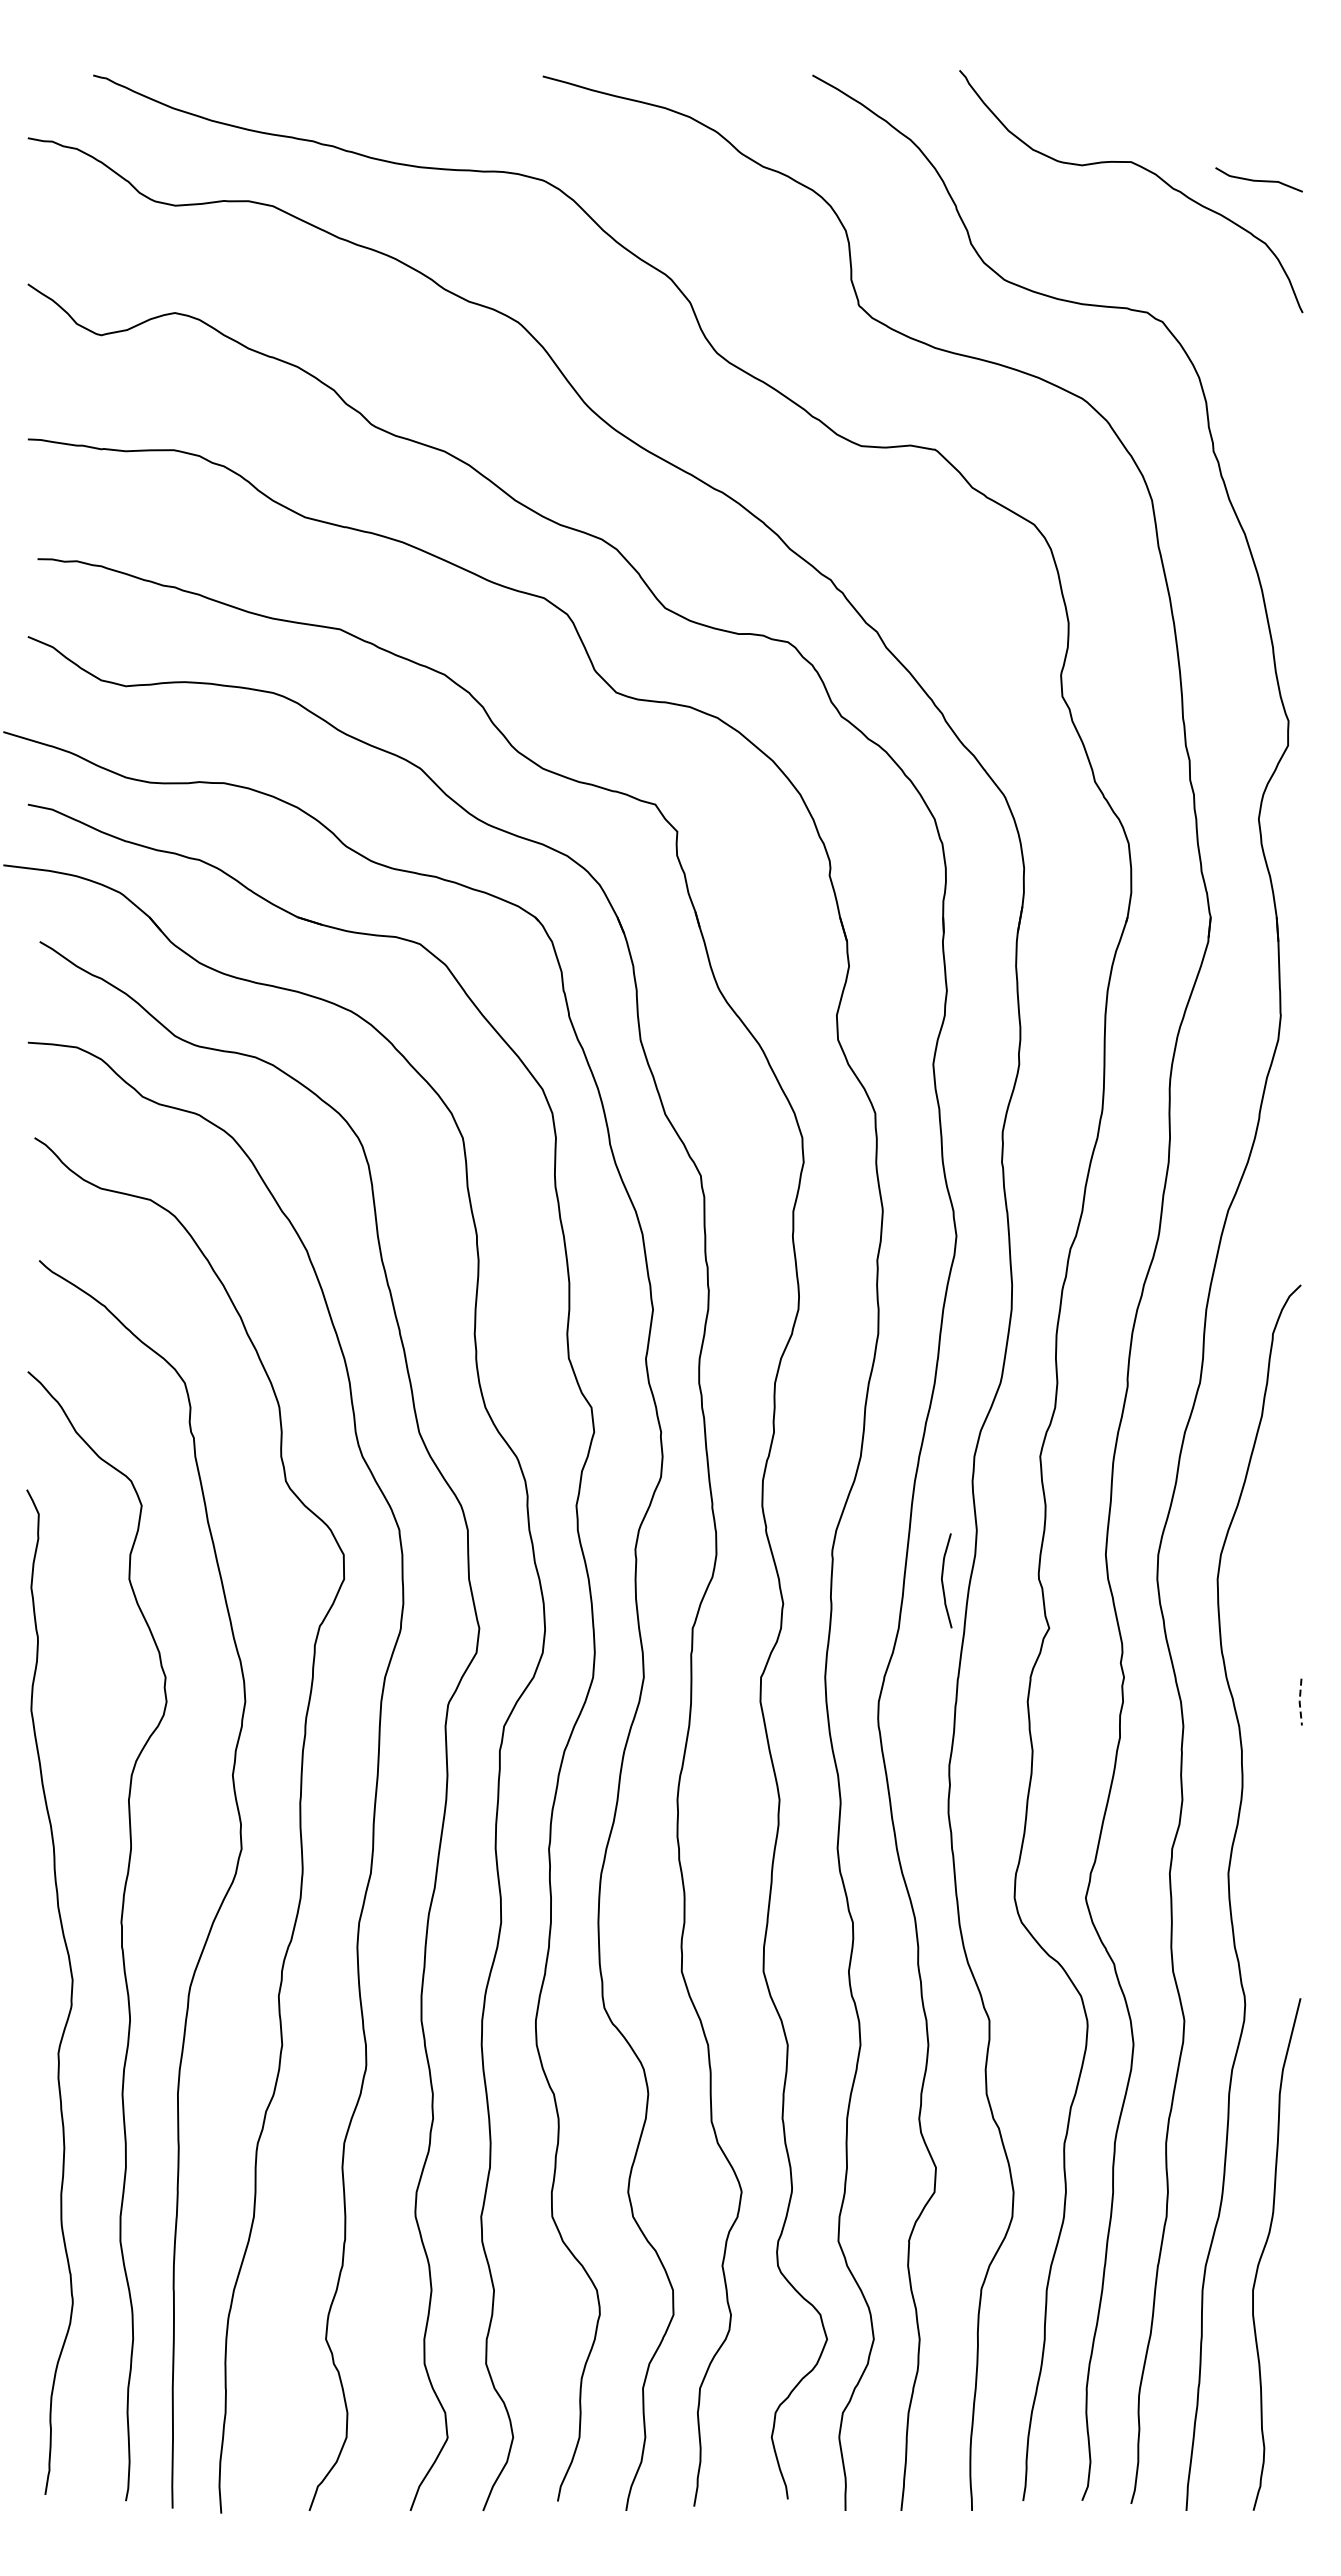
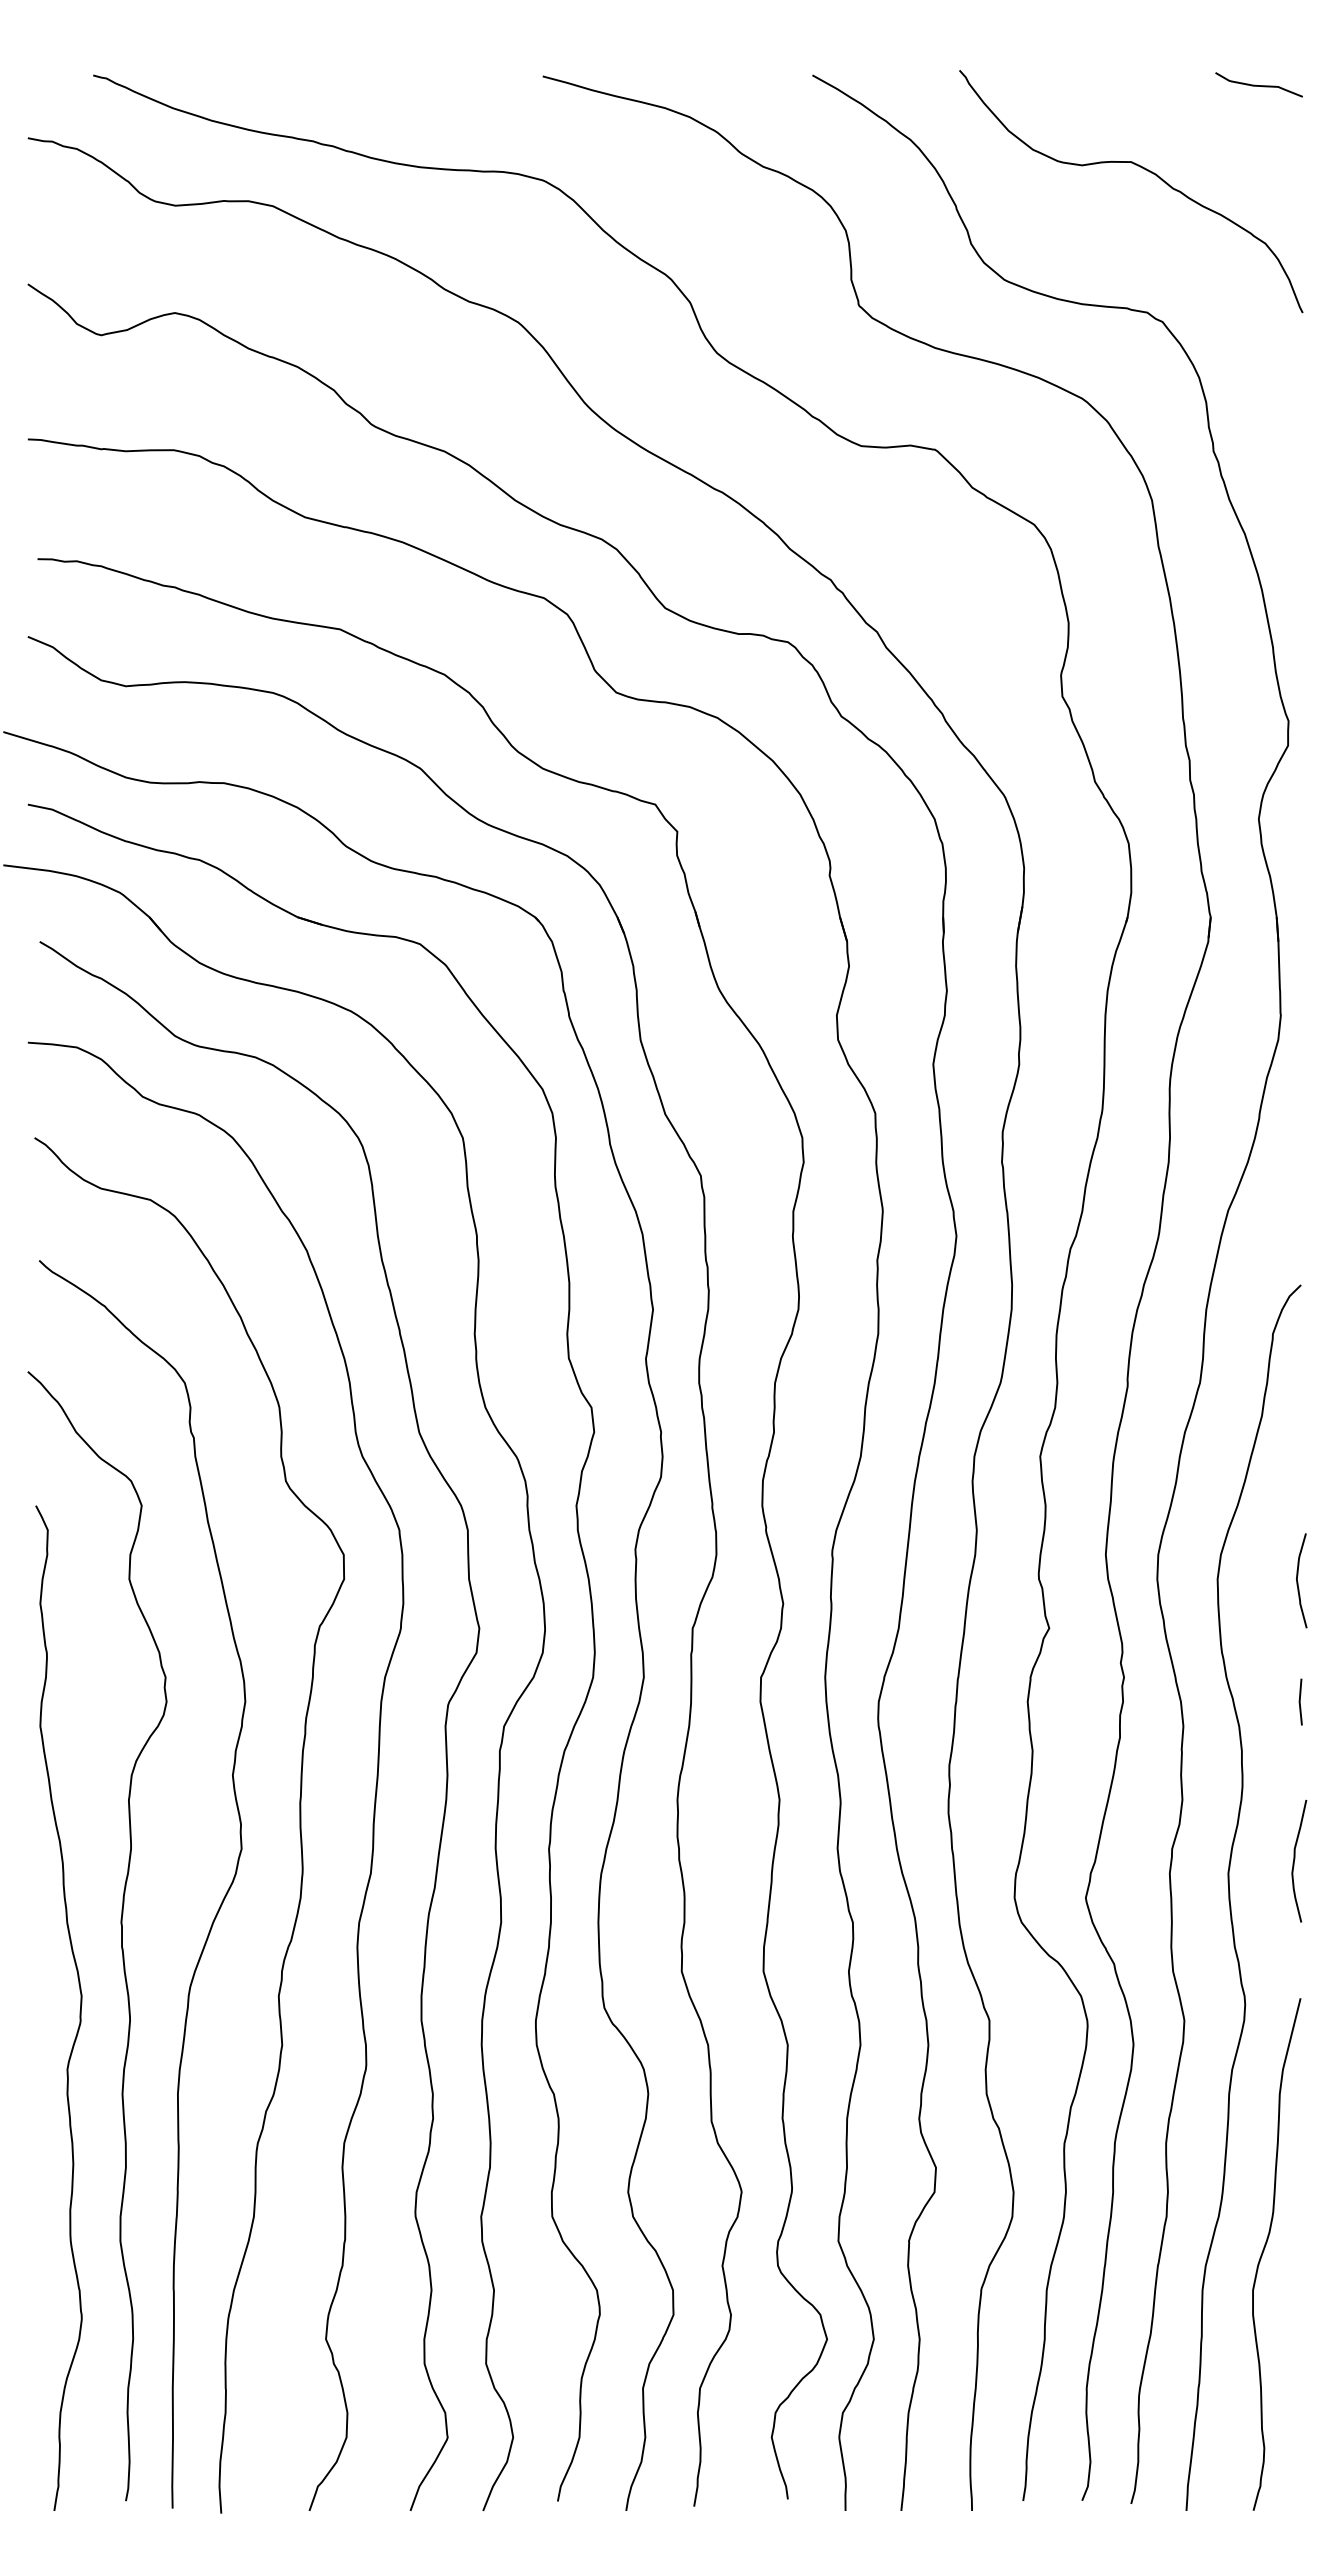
curve position: (1258, 180) -> (1258, 85) (1258, 85)
curve position: (943, 1581) -> (1298, 1581) (1298, 1581)
line: dashed -> solid (1299, 1701)
curve: none -> present (1295, 1859)
curve position: (70, 1995) -> (79, 2011) (79, 2011)
